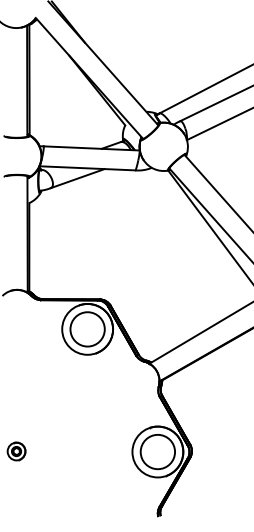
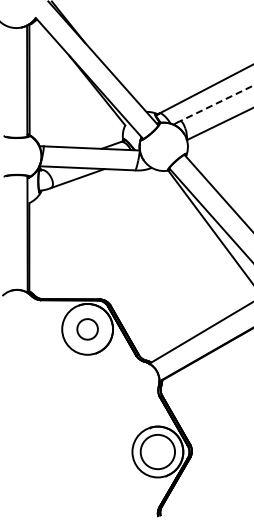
line: solid -> dashed (216, 103)
circle diameter: 34 px -> 21 px (87, 329)
part: present -> none (16, 451)
